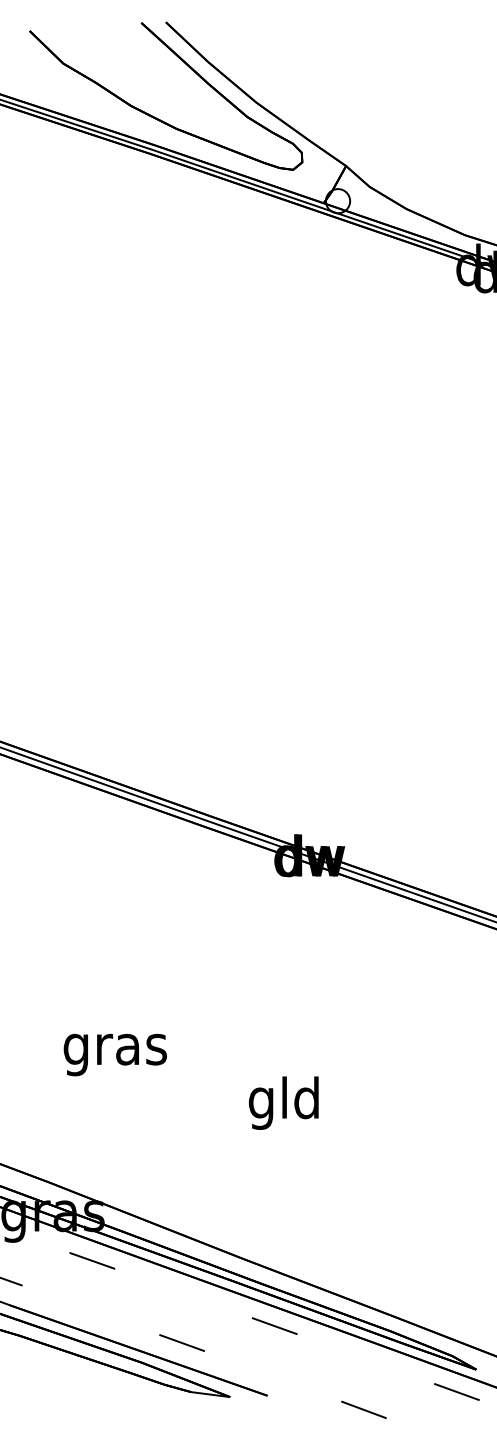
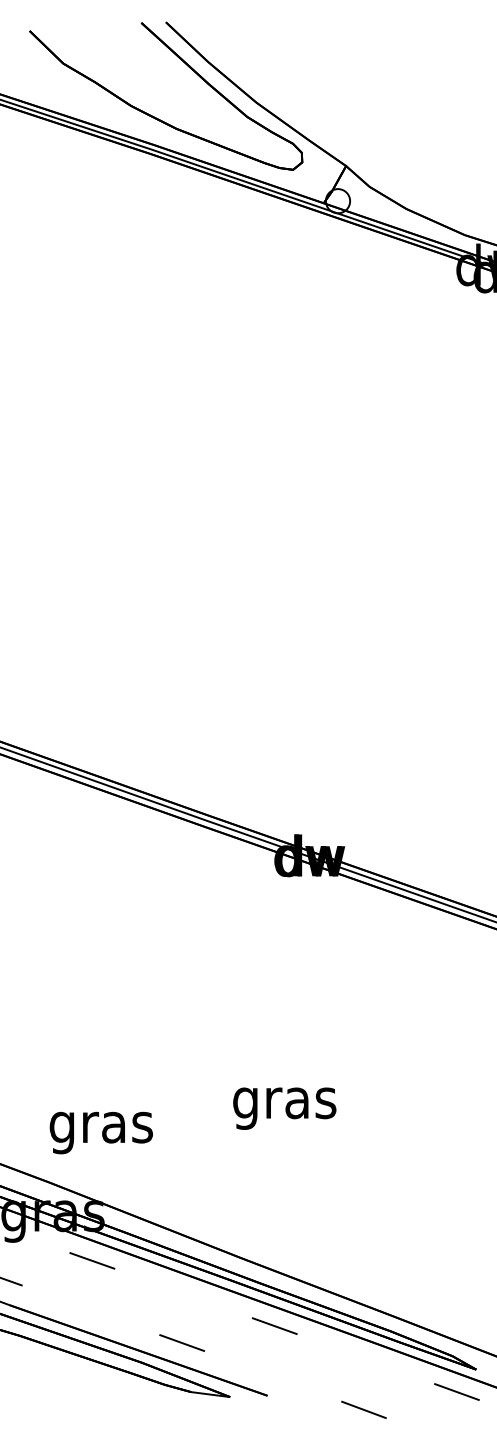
text position: (114, 1054) -> (100, 1132) (100, 1132)
text: gld -> gras (284, 1102)
